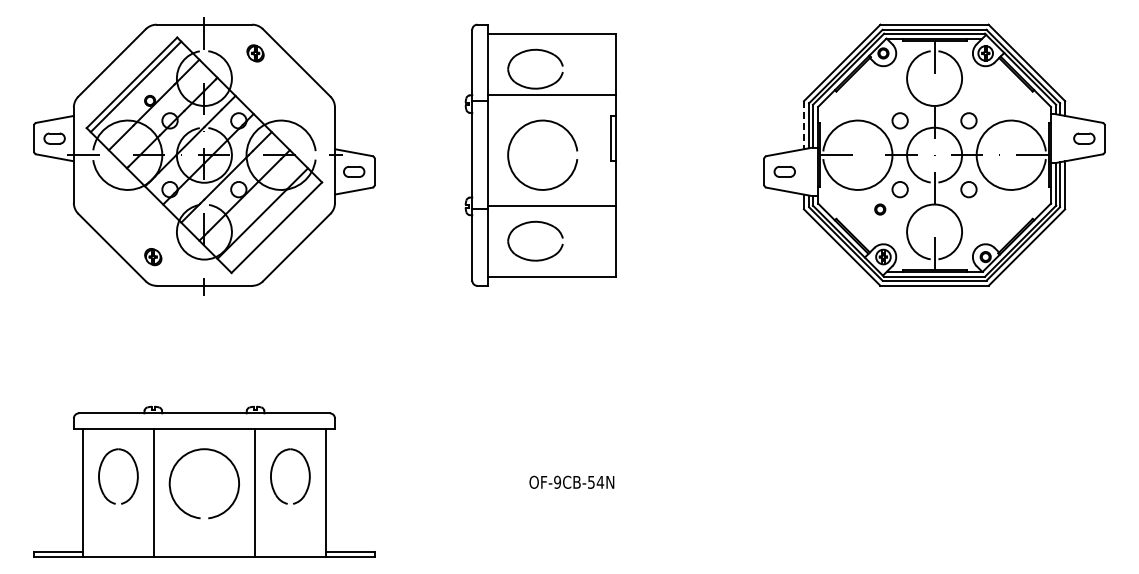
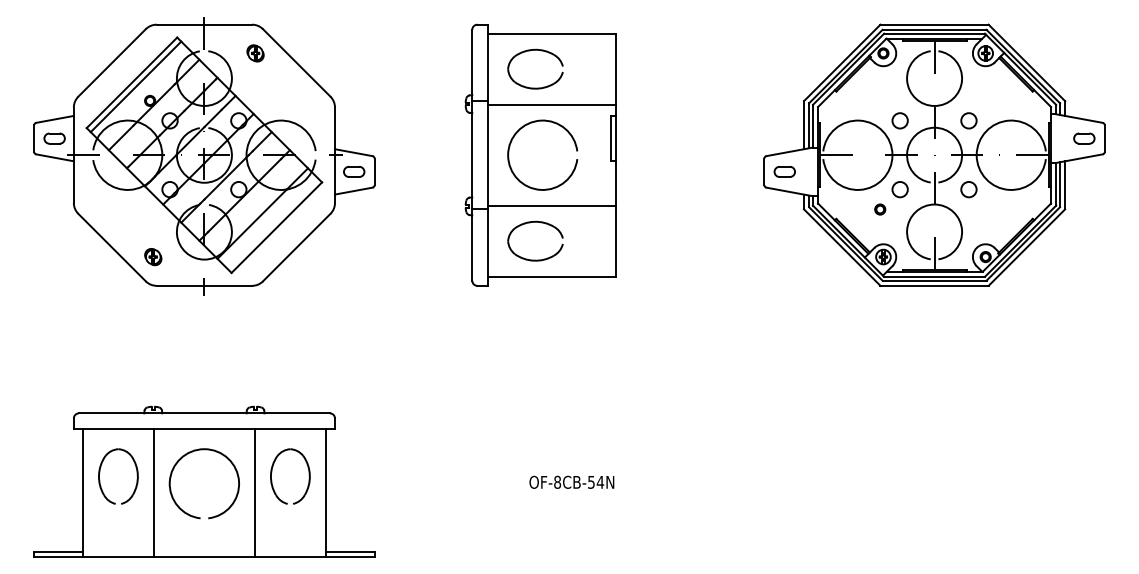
line position: (551, 94) -> (551, 104) (551, 104)
line: dashed -> solid (804, 125)
text: OF-9CB-54N -> OF-8CB-54N (557, 482)
